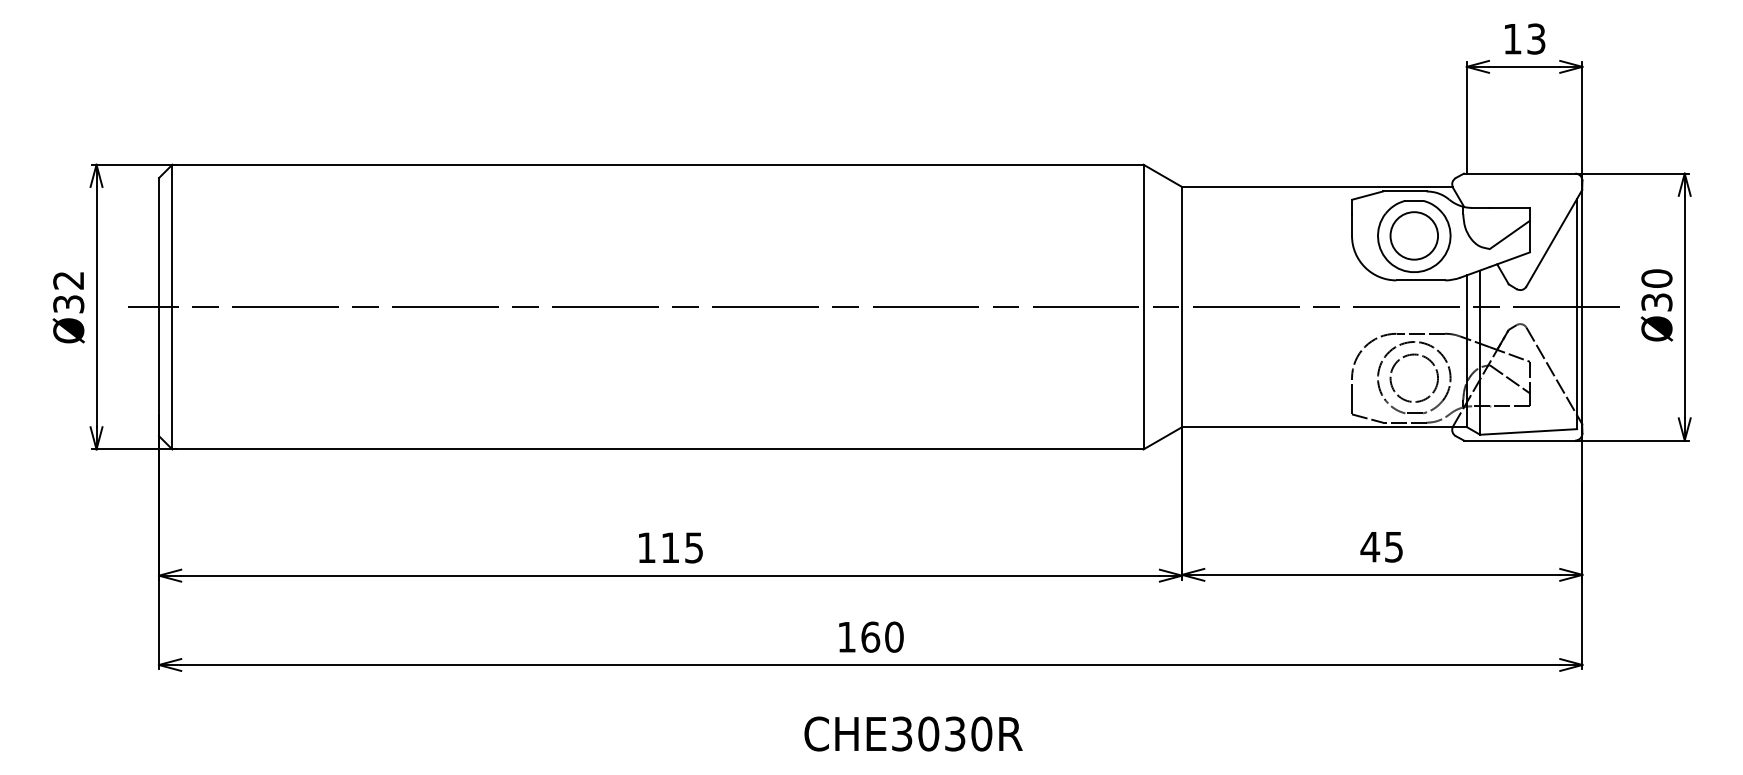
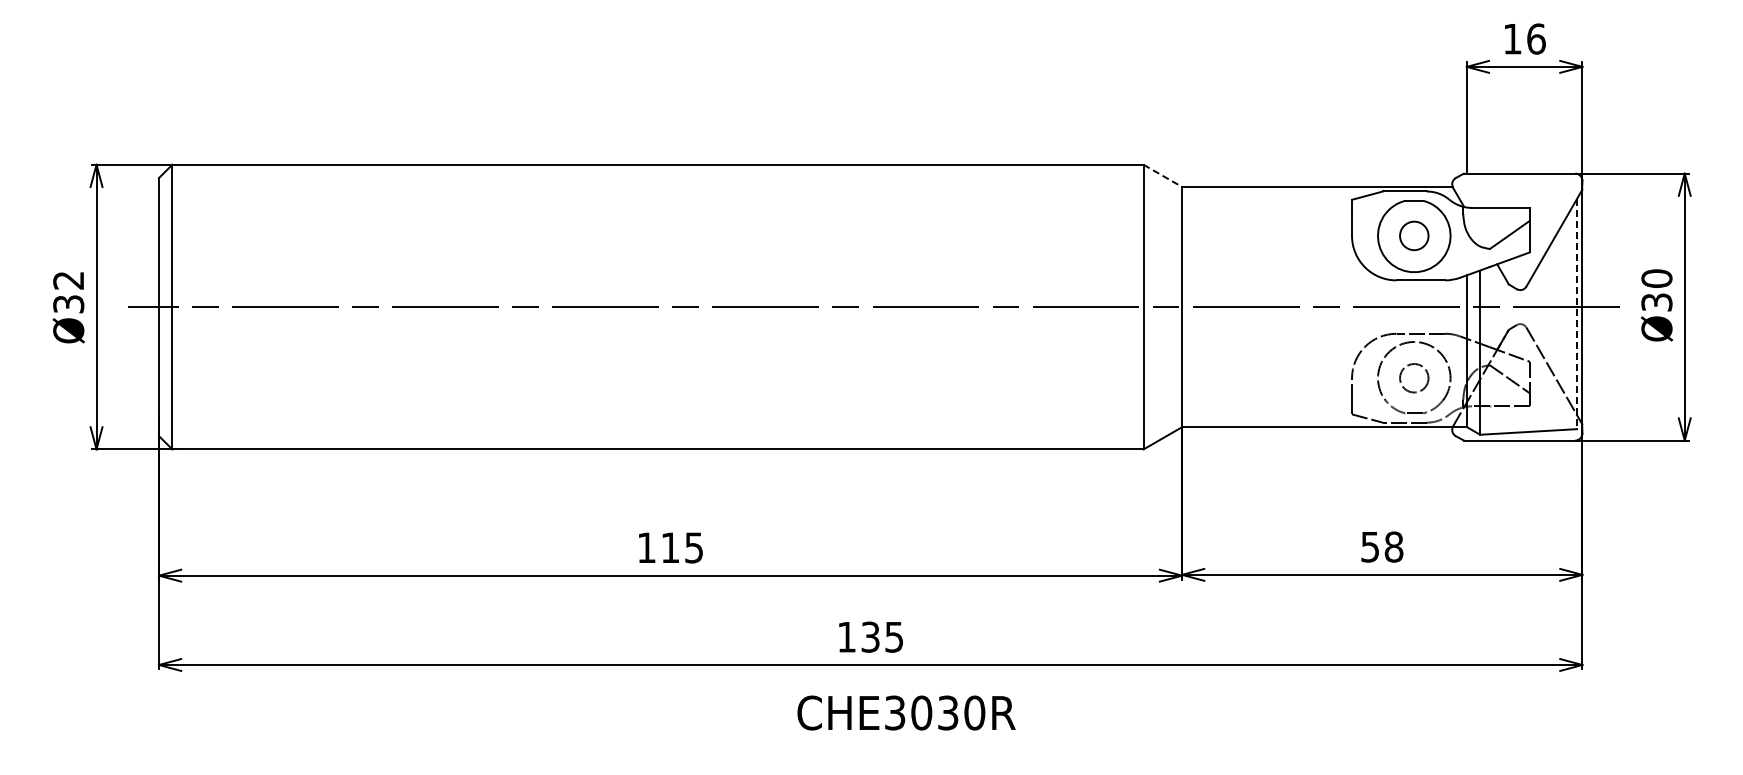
text: 13 -> 16 (1536, 38)
line: solid -> dashed (1163, 176)
circle diameter: 48 px -> 29 px (1414, 235)
line: solid -> dashed (1577, 314)
circle diameter: 48 px -> 29 px (1414, 378)
text: 45 -> 58 (1381, 546)
text: 160 -> 135 (882, 636)
text position: (913, 733) -> (906, 712) (906, 712)
